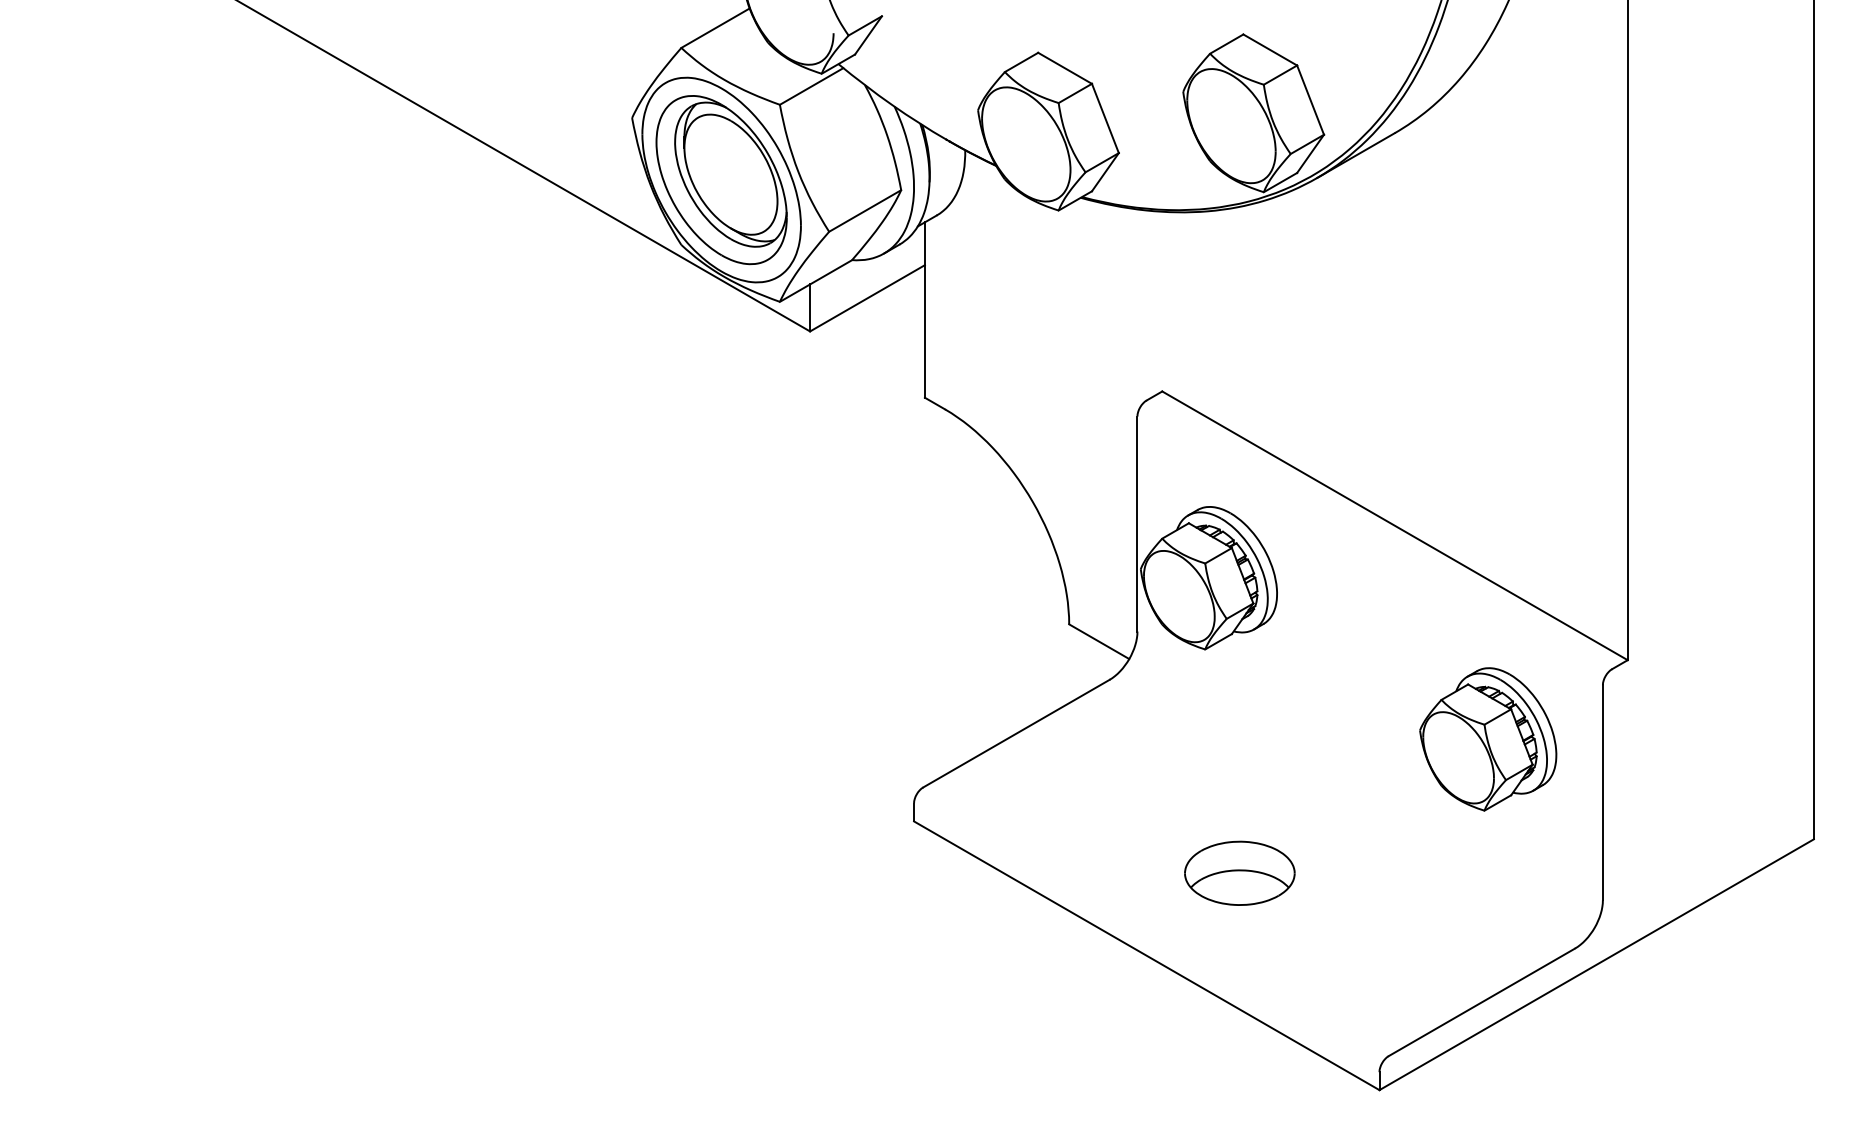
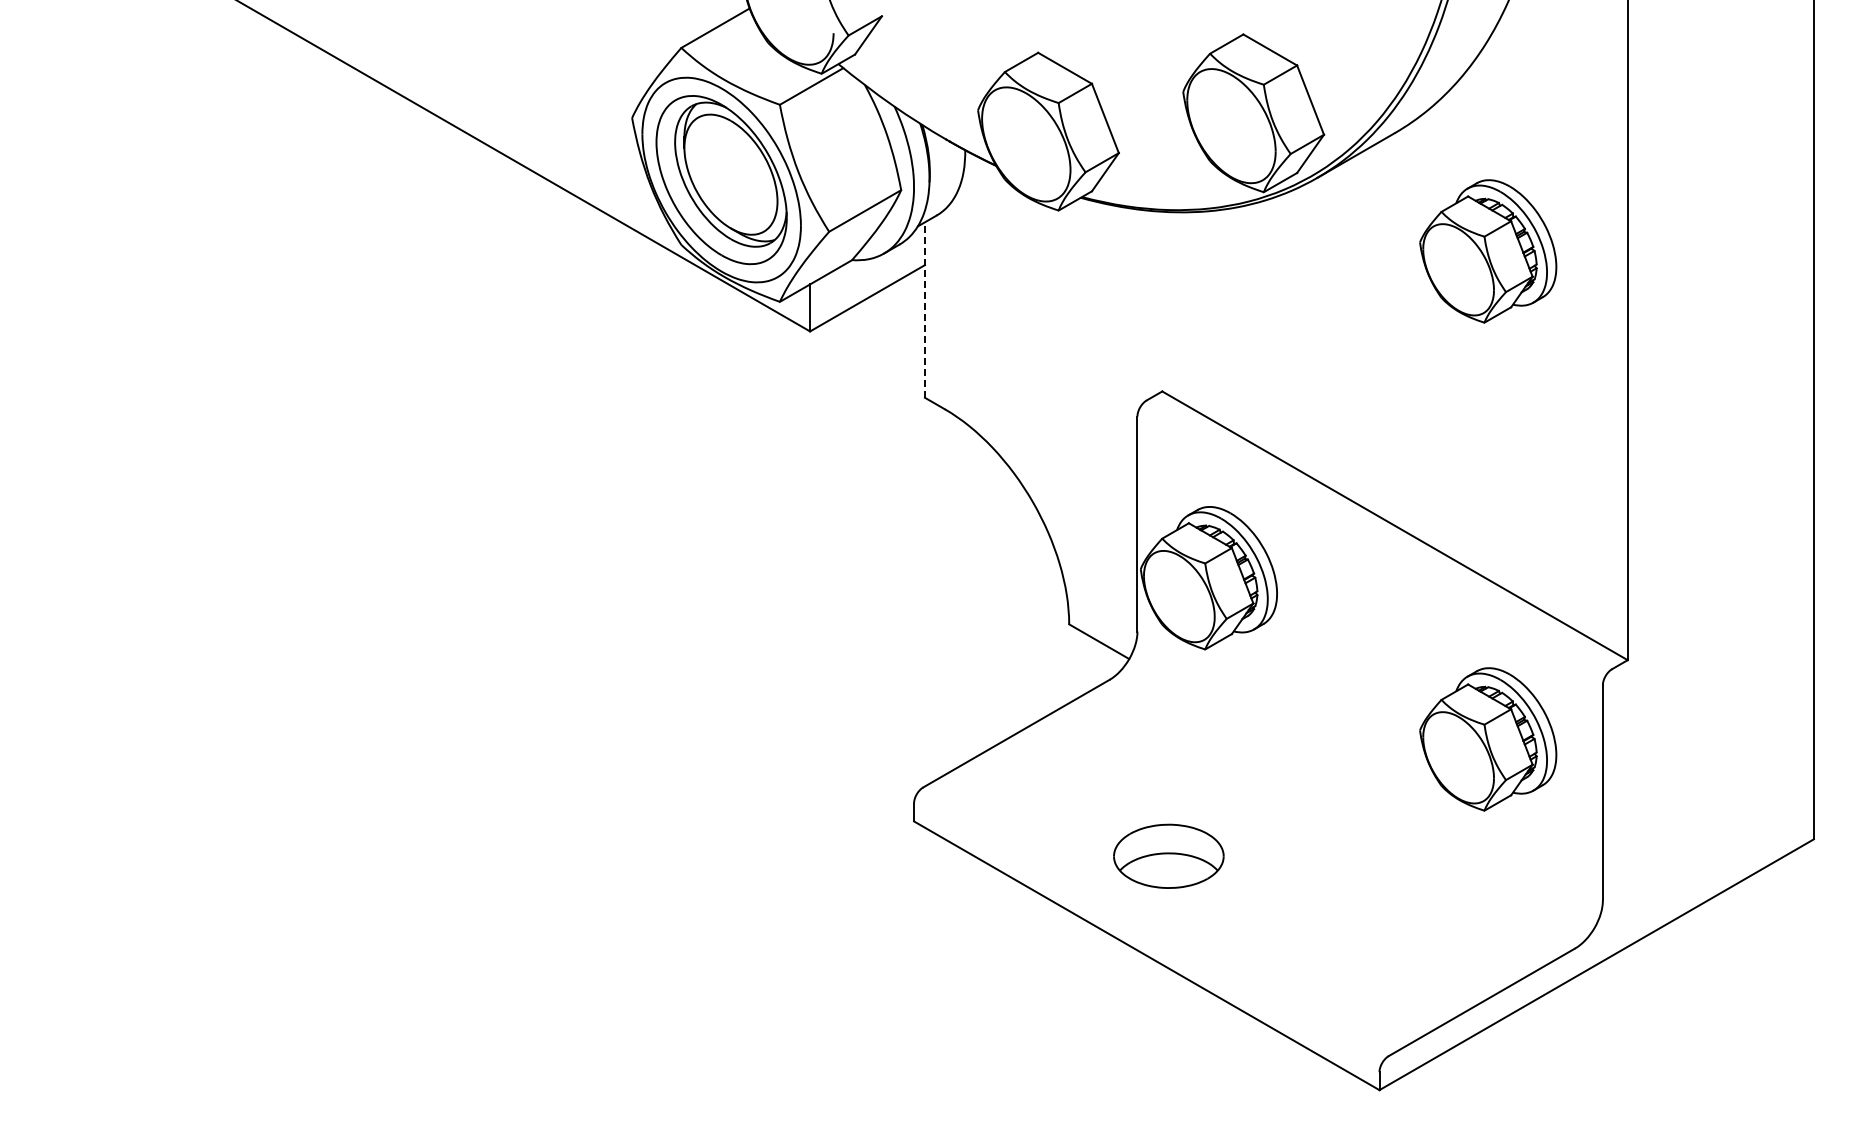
part: none -> present (1488, 251)
line: solid -> dashed (924, 310)
part position: (1239, 872) -> (1168, 855) (1168, 855)
